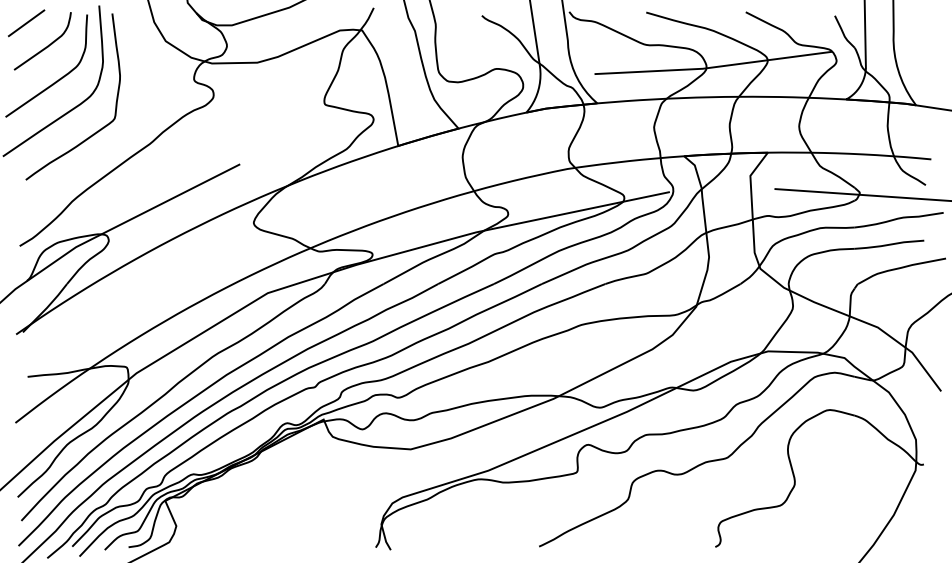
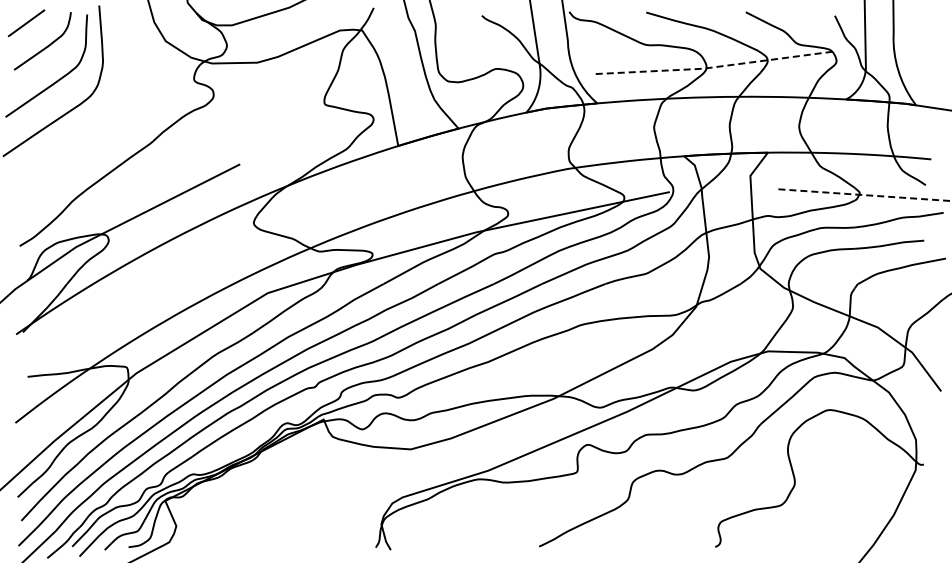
line: solid -> dashed (712, 67)
curve: present -> none (94, 132)
line: solid -> dashed (862, 195)
